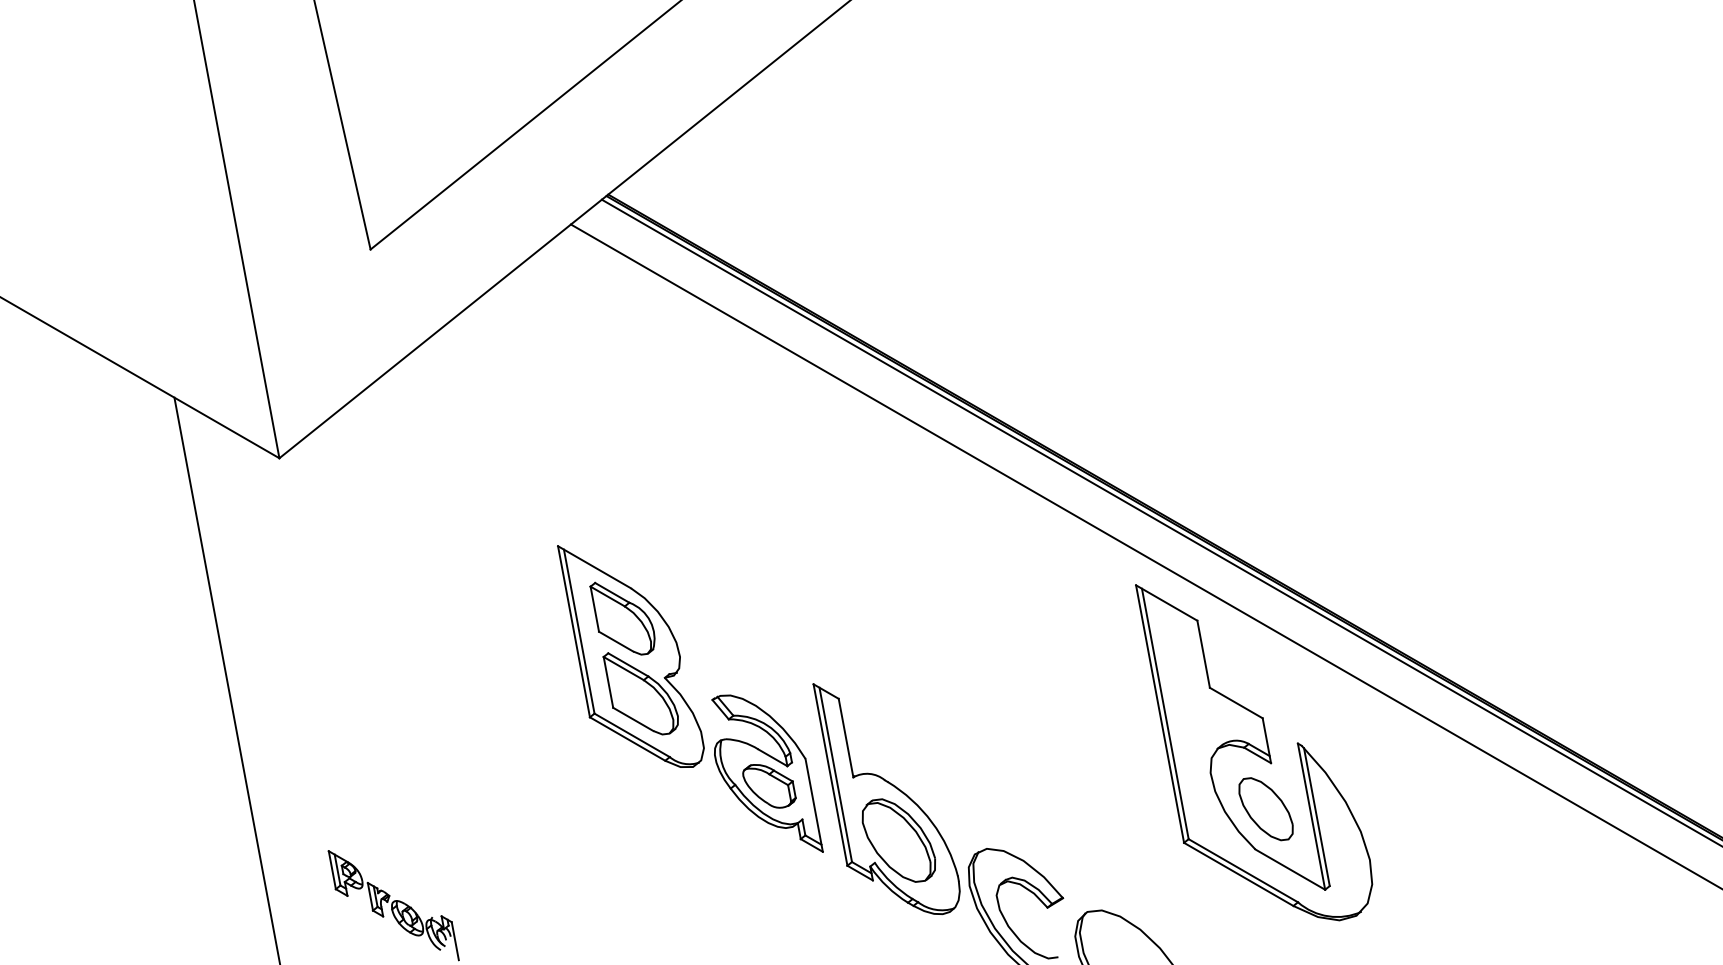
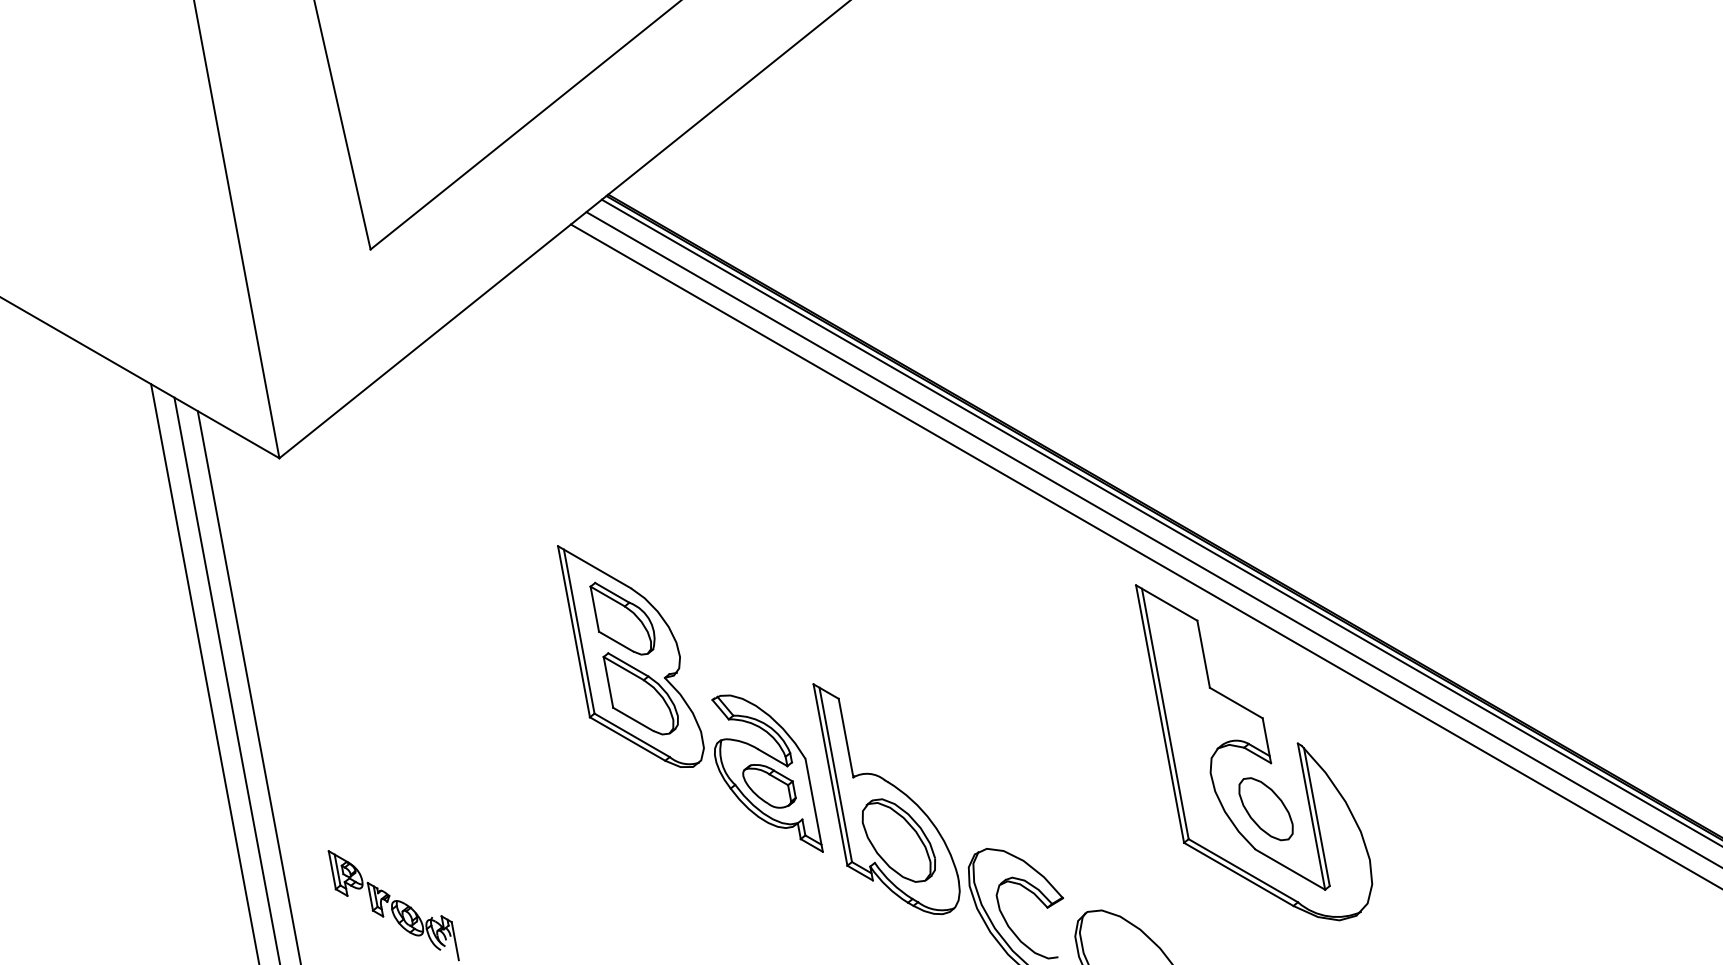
line: none -> present (1152, 539)
line: none -> present (204, 672)
line: none -> present (248, 686)
